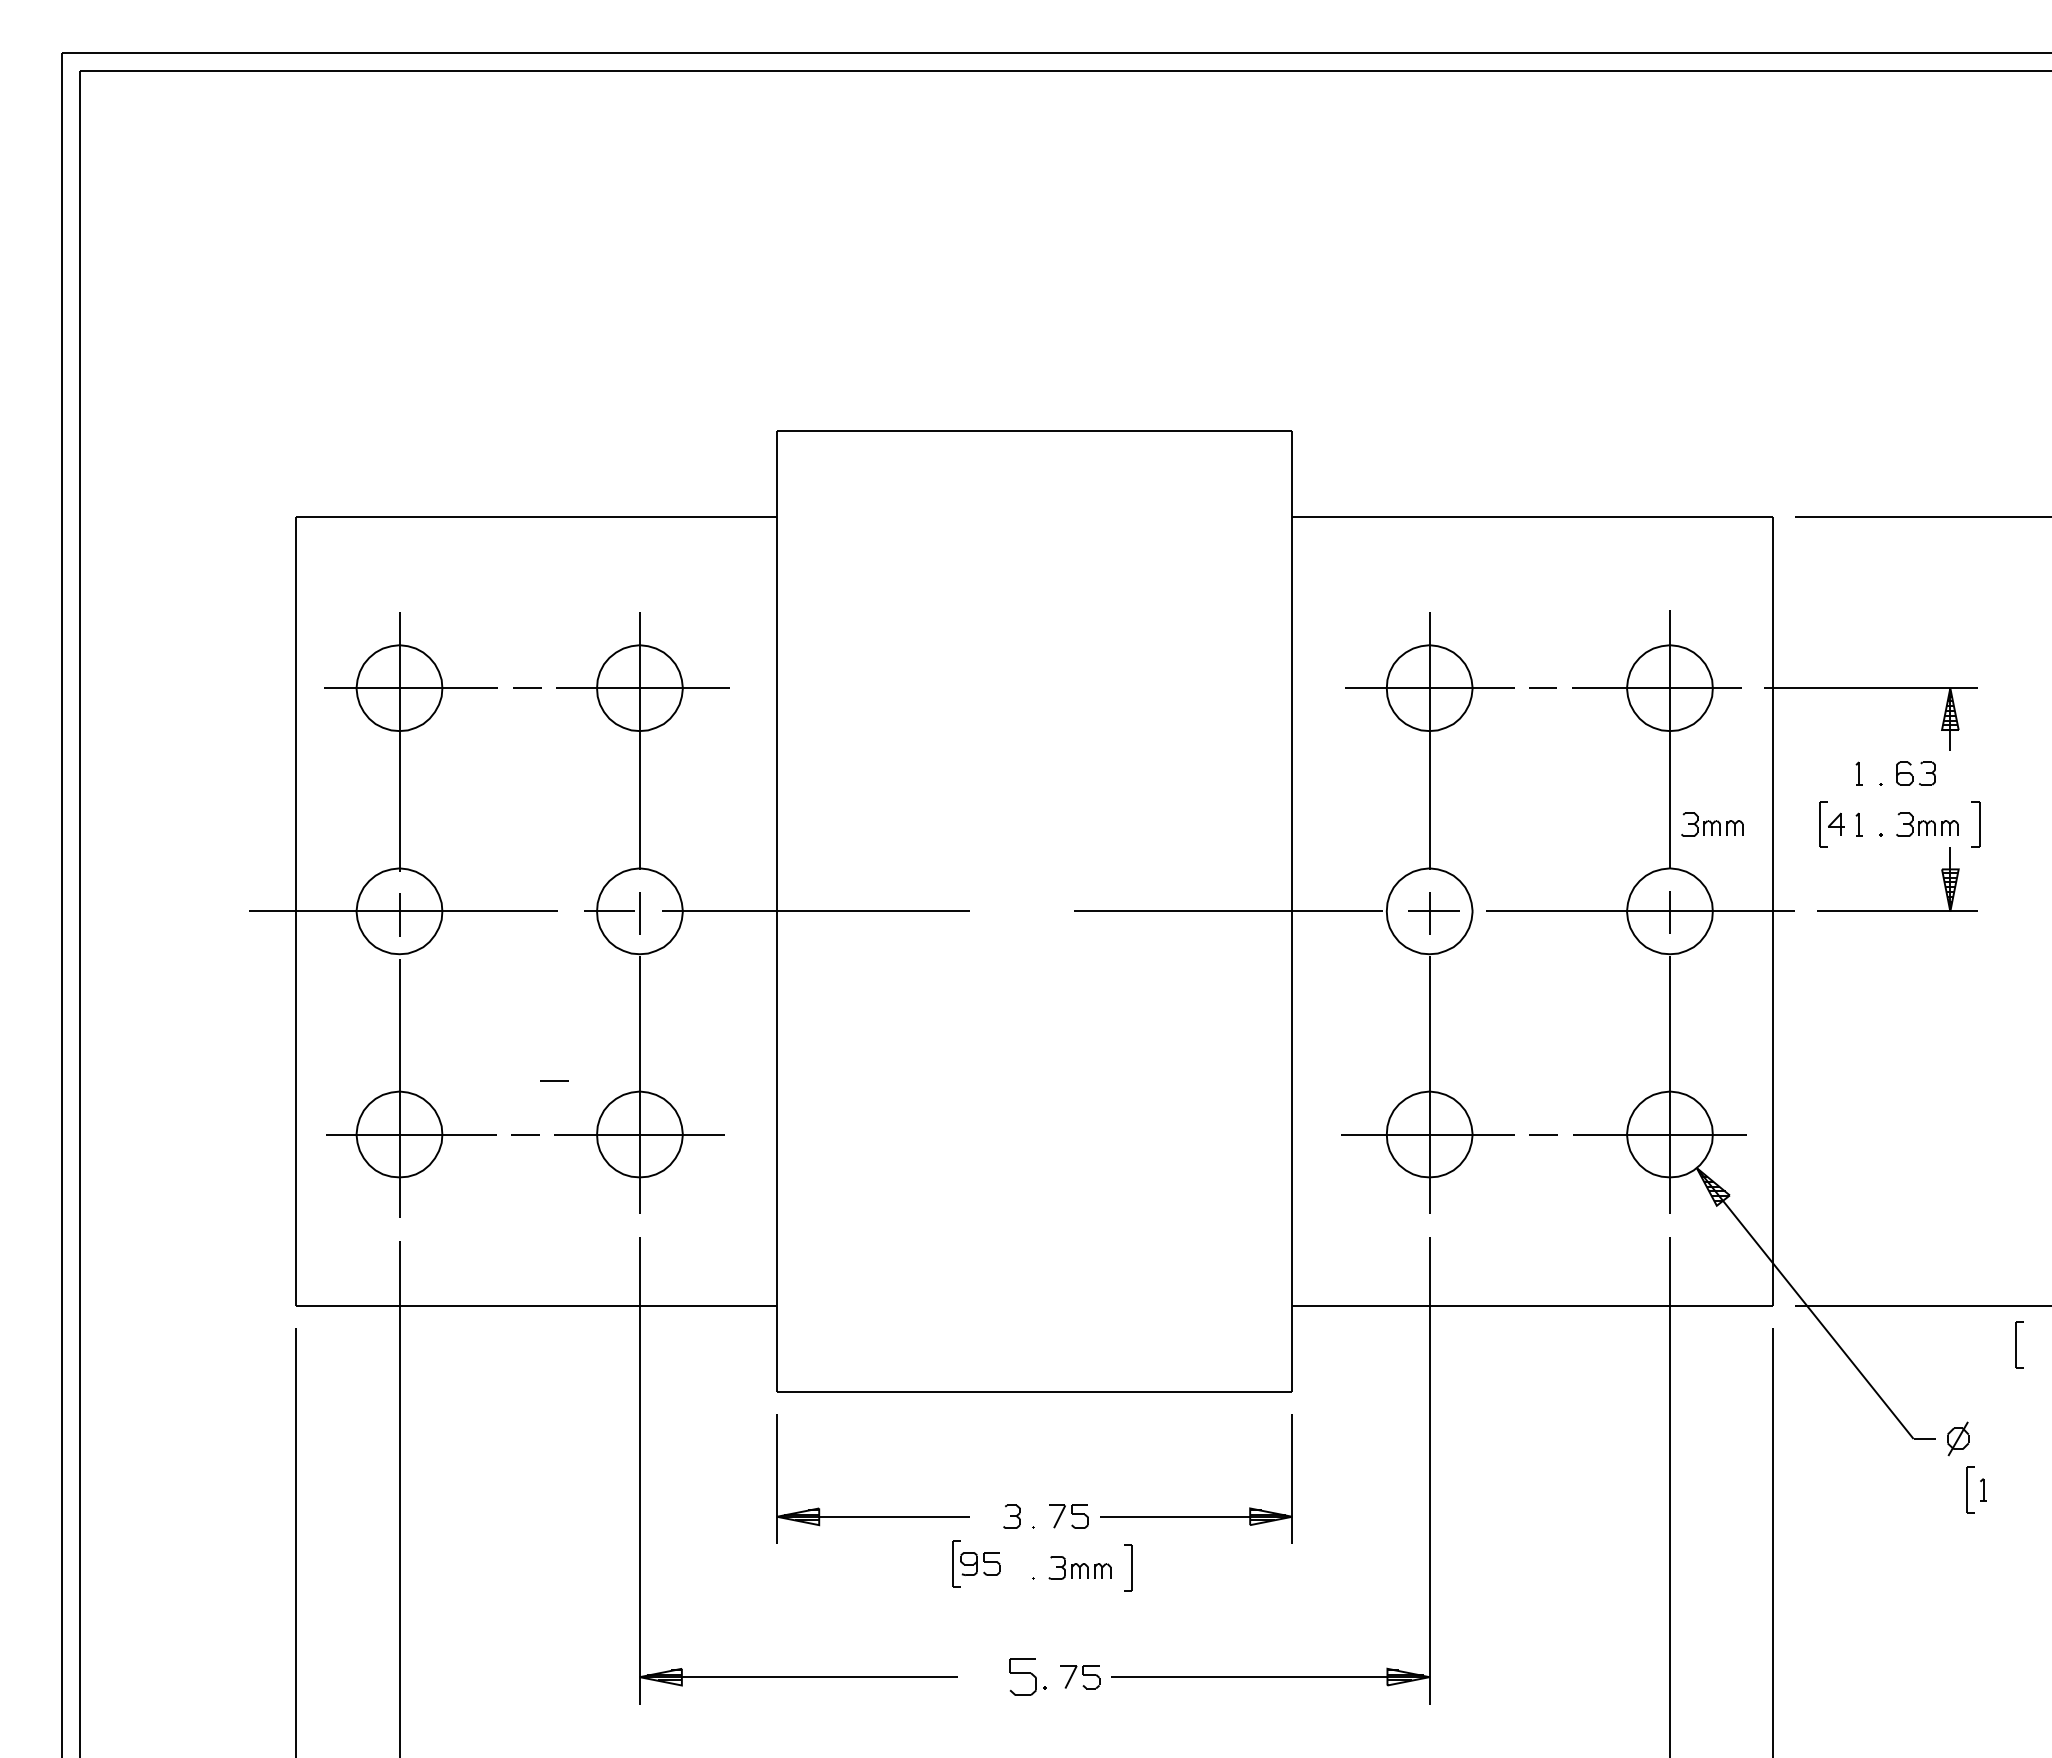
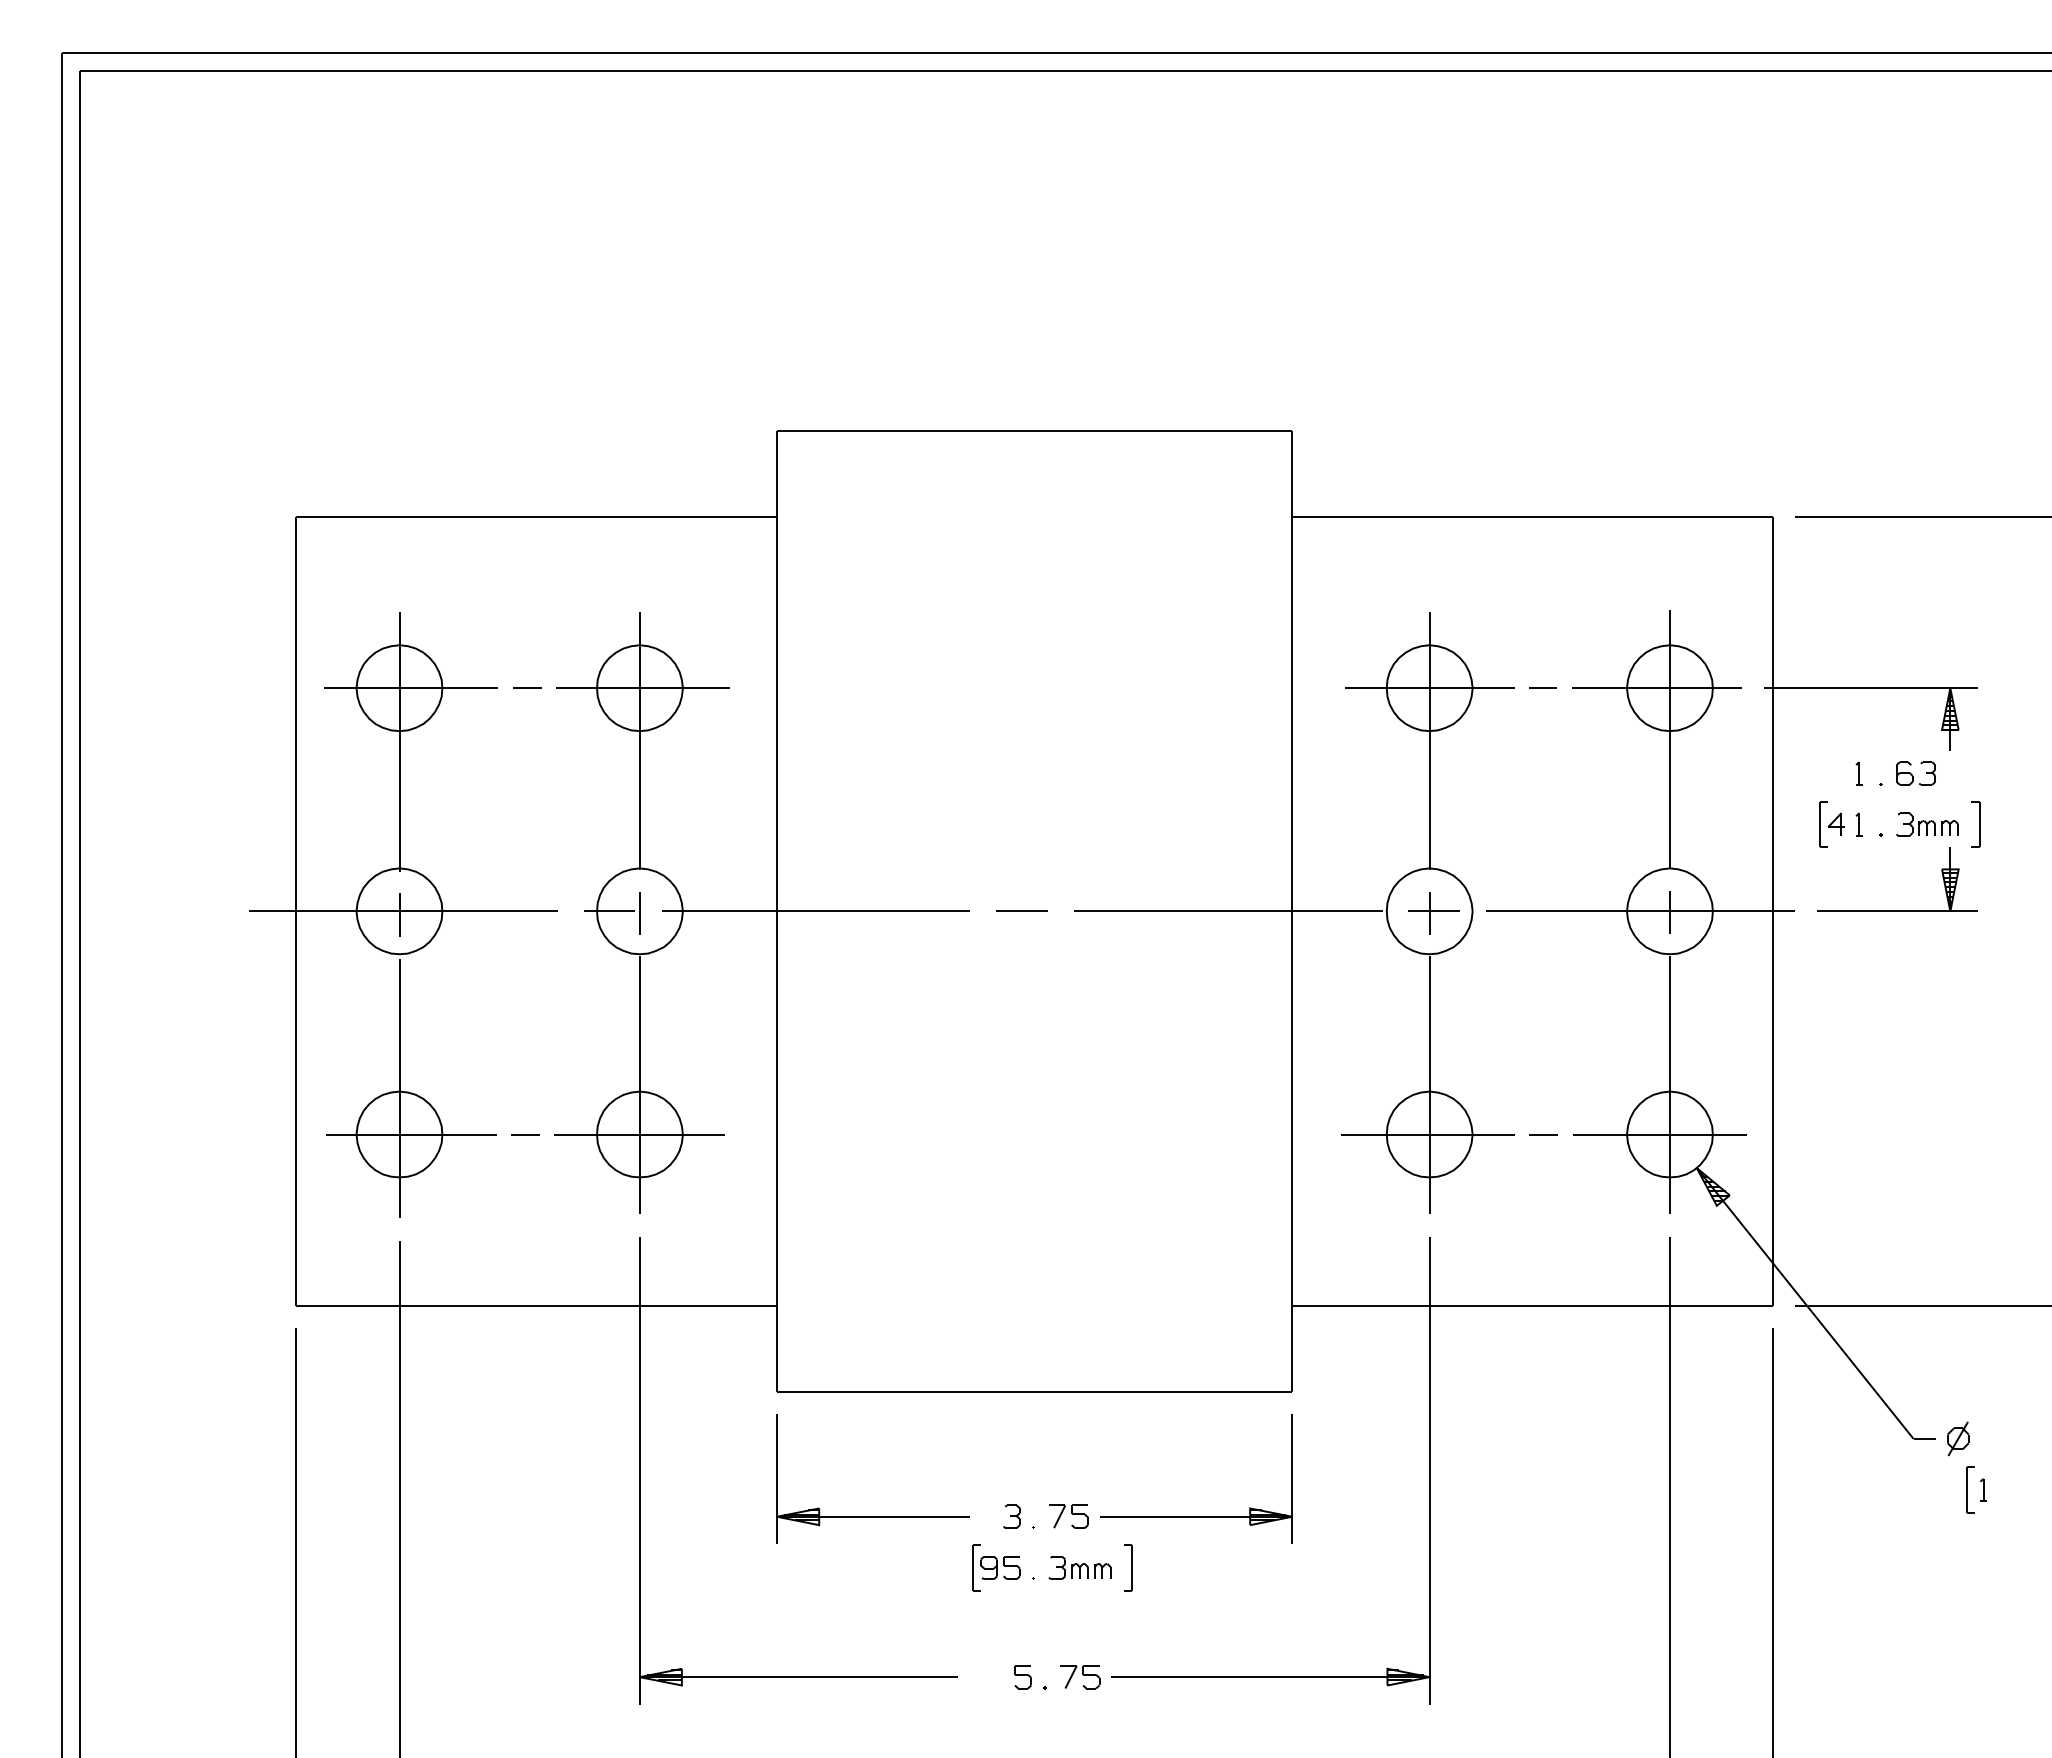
part: present -> none (1712, 824)
line: none -> present (1021, 910)
line: present -> none (554, 1080)
part: present -> none (2019, 1344)
part position: (976, 1563) -> (996, 1567) (996, 1567)
part size: 28x38 px -> 18x25 px (1022, 1677)
